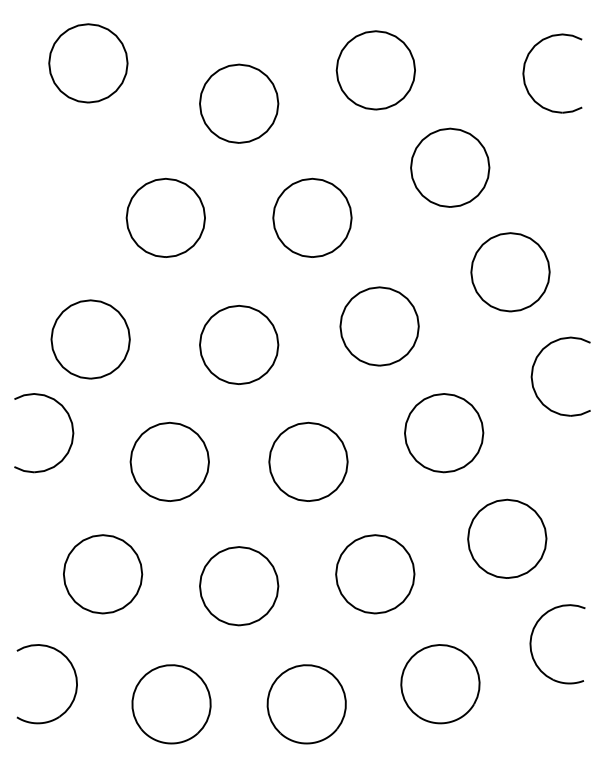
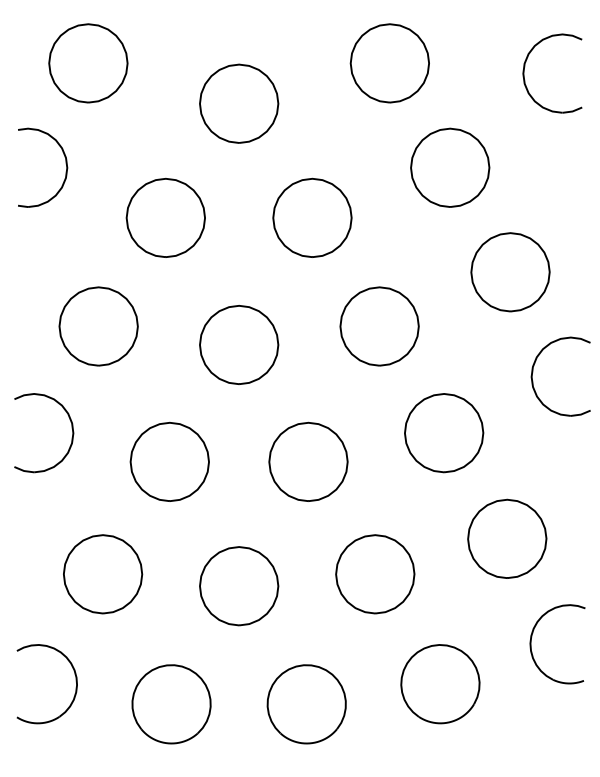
part position: (375, 70) -> (389, 63) (389, 63)
part: none -> present (65, 163)
part position: (90, 339) -> (98, 326) (98, 326)
